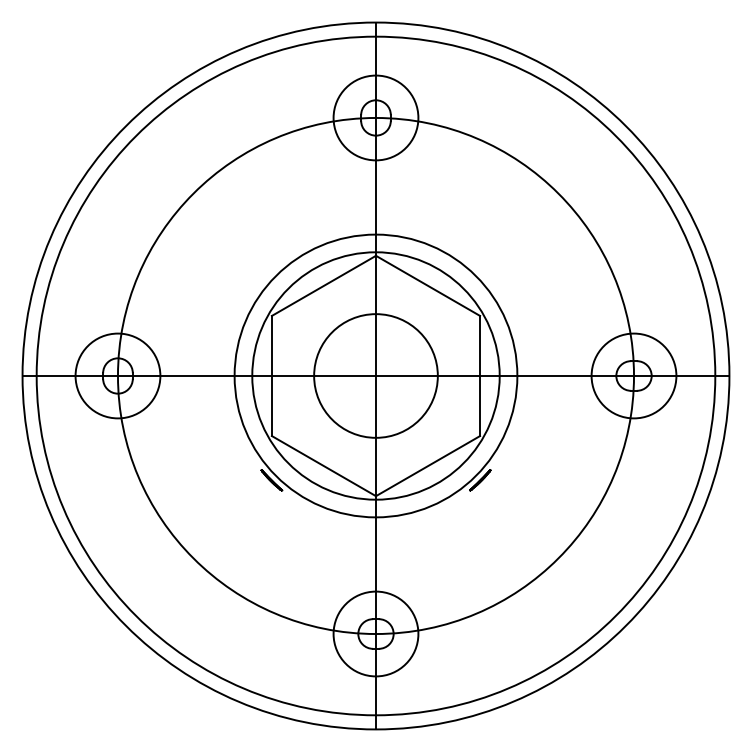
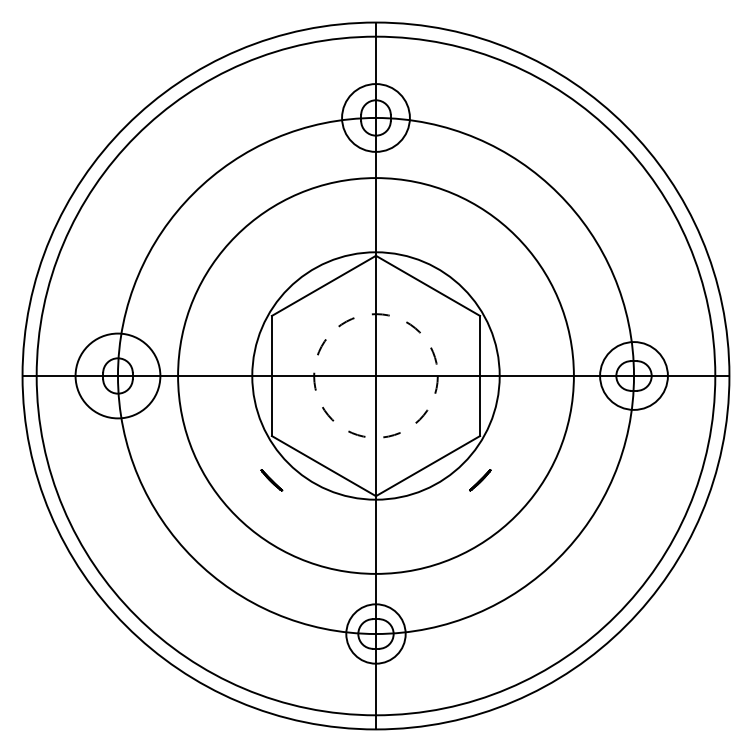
circle diameter: 85 px -> 68 px (375, 117)
circle diameter: 283 px -> 396 px (375, 375)
circle: solid -> dashed (375, 375)
circle diameter: 85 px -> 68 px (633, 375)
circle diameter: 85 px -> 59 px (375, 633)
